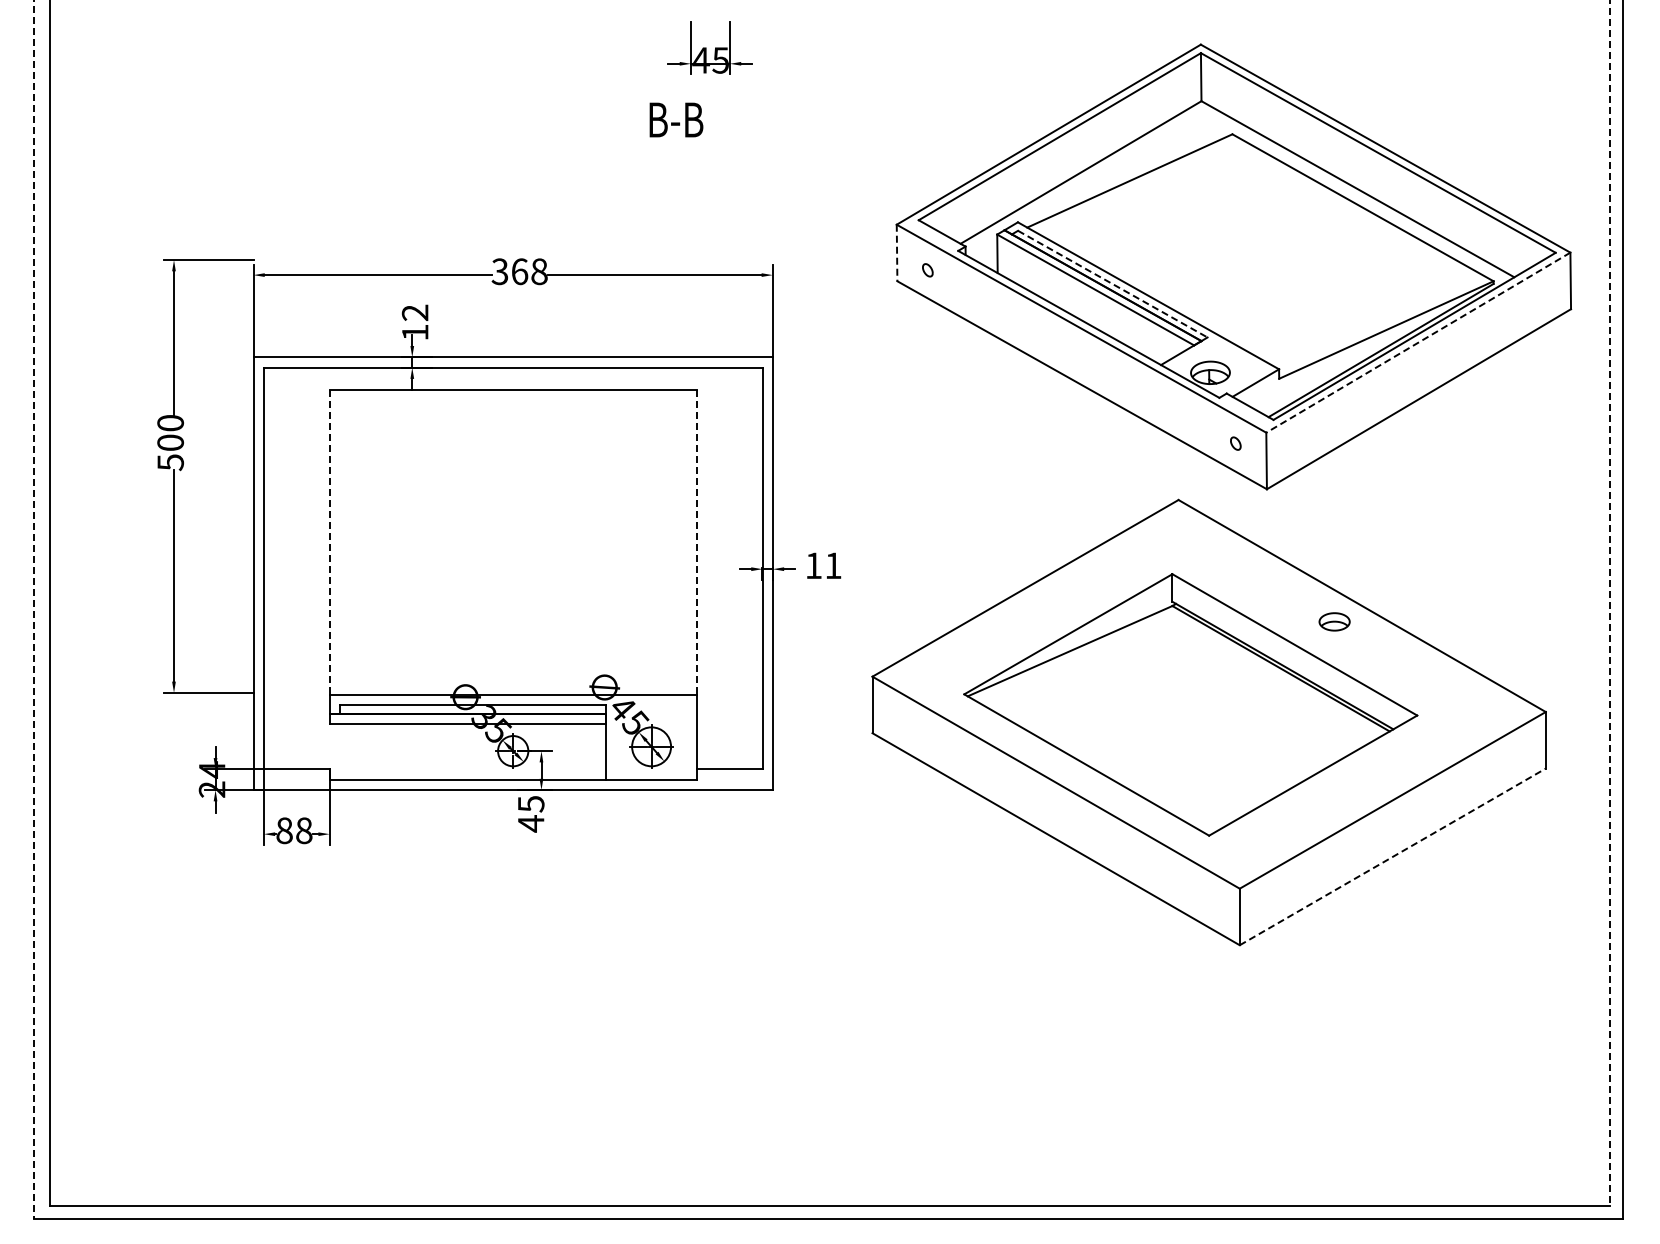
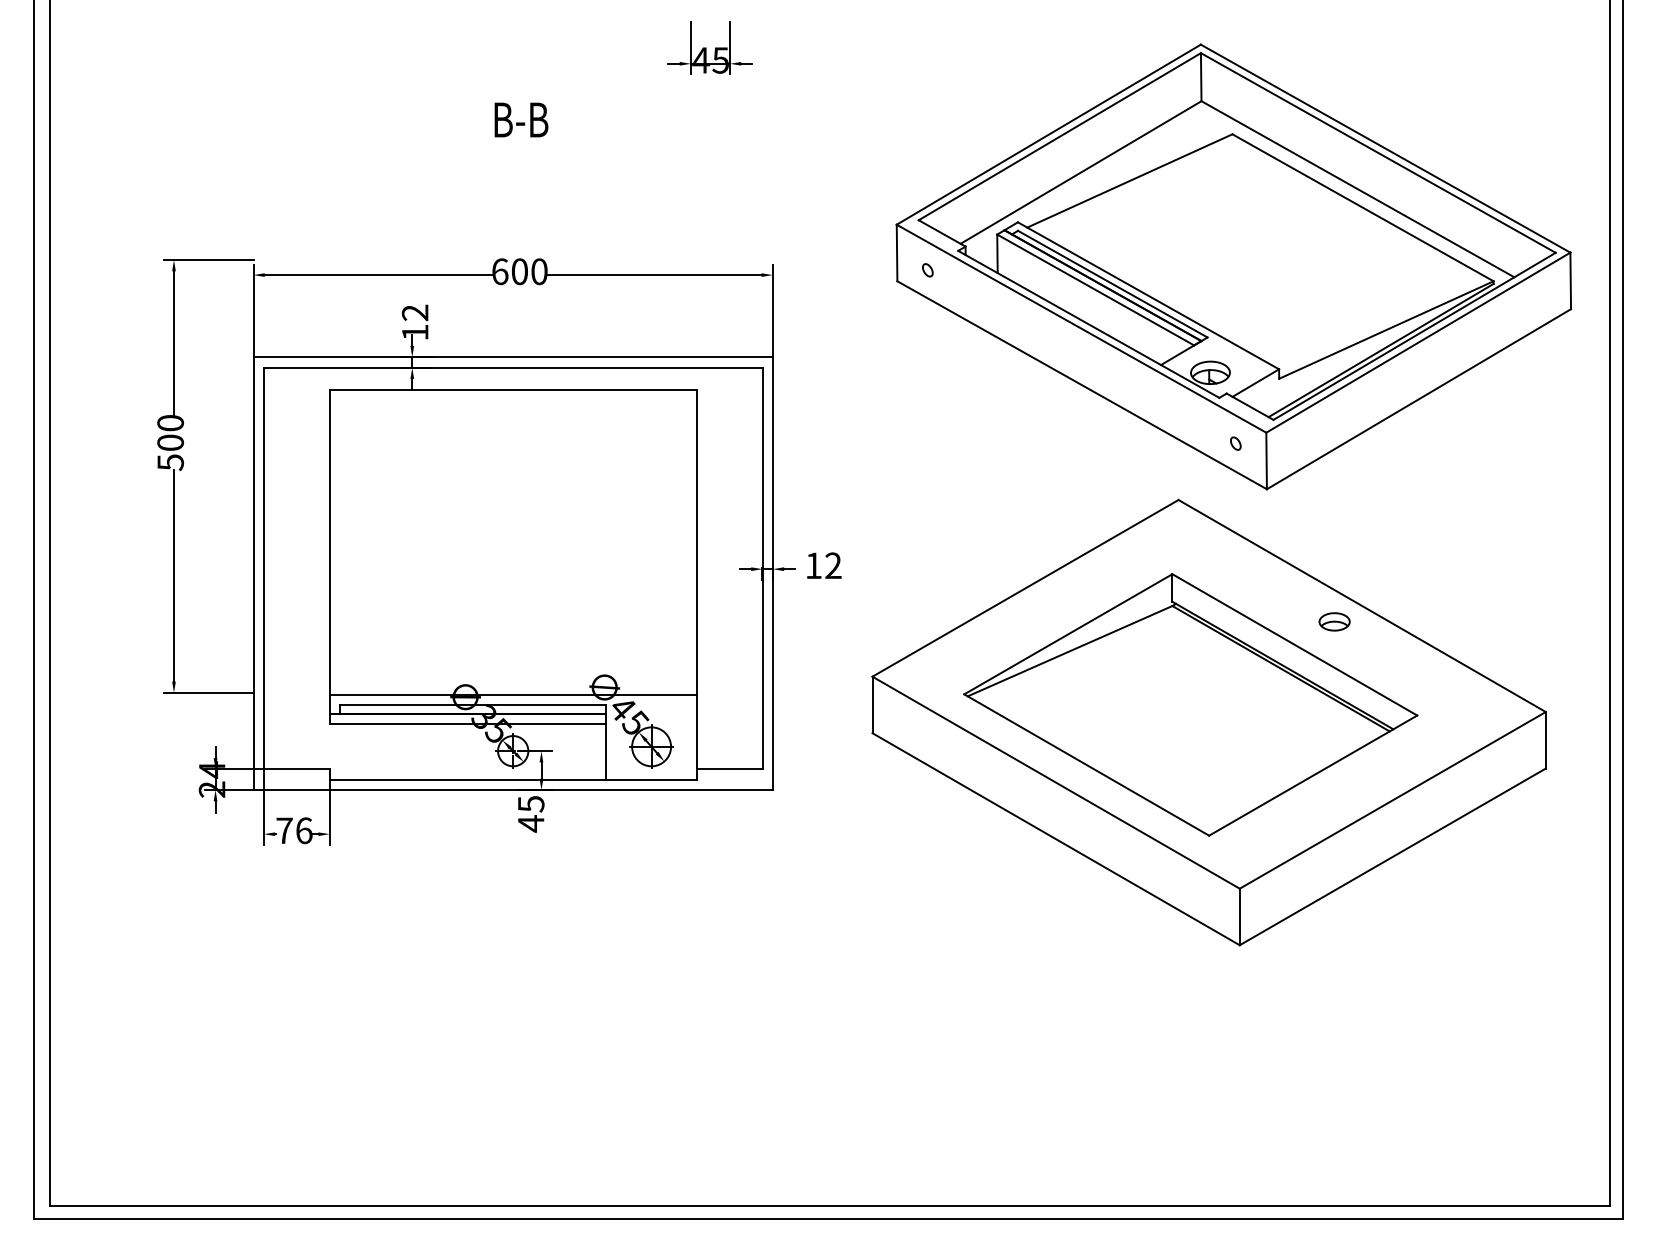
text position: (676, 119) -> (521, 119) (521, 119)
line: dashed -> solid (897, 253)
text: 368 -> 600 (519, 271)
line: dashed -> solid (1112, 284)
line: dashed -> solid (1418, 342)
line: dashed -> solid (329, 543)
line: dashed -> solid (696, 543)
text: 11 -> 12 (833, 565)
line: dashed -> solid (1610, 603)
line: dashed -> solid (34, 610)
text: 88 -> 76 (294, 830)
line: dashed -> solid (1392, 856)
